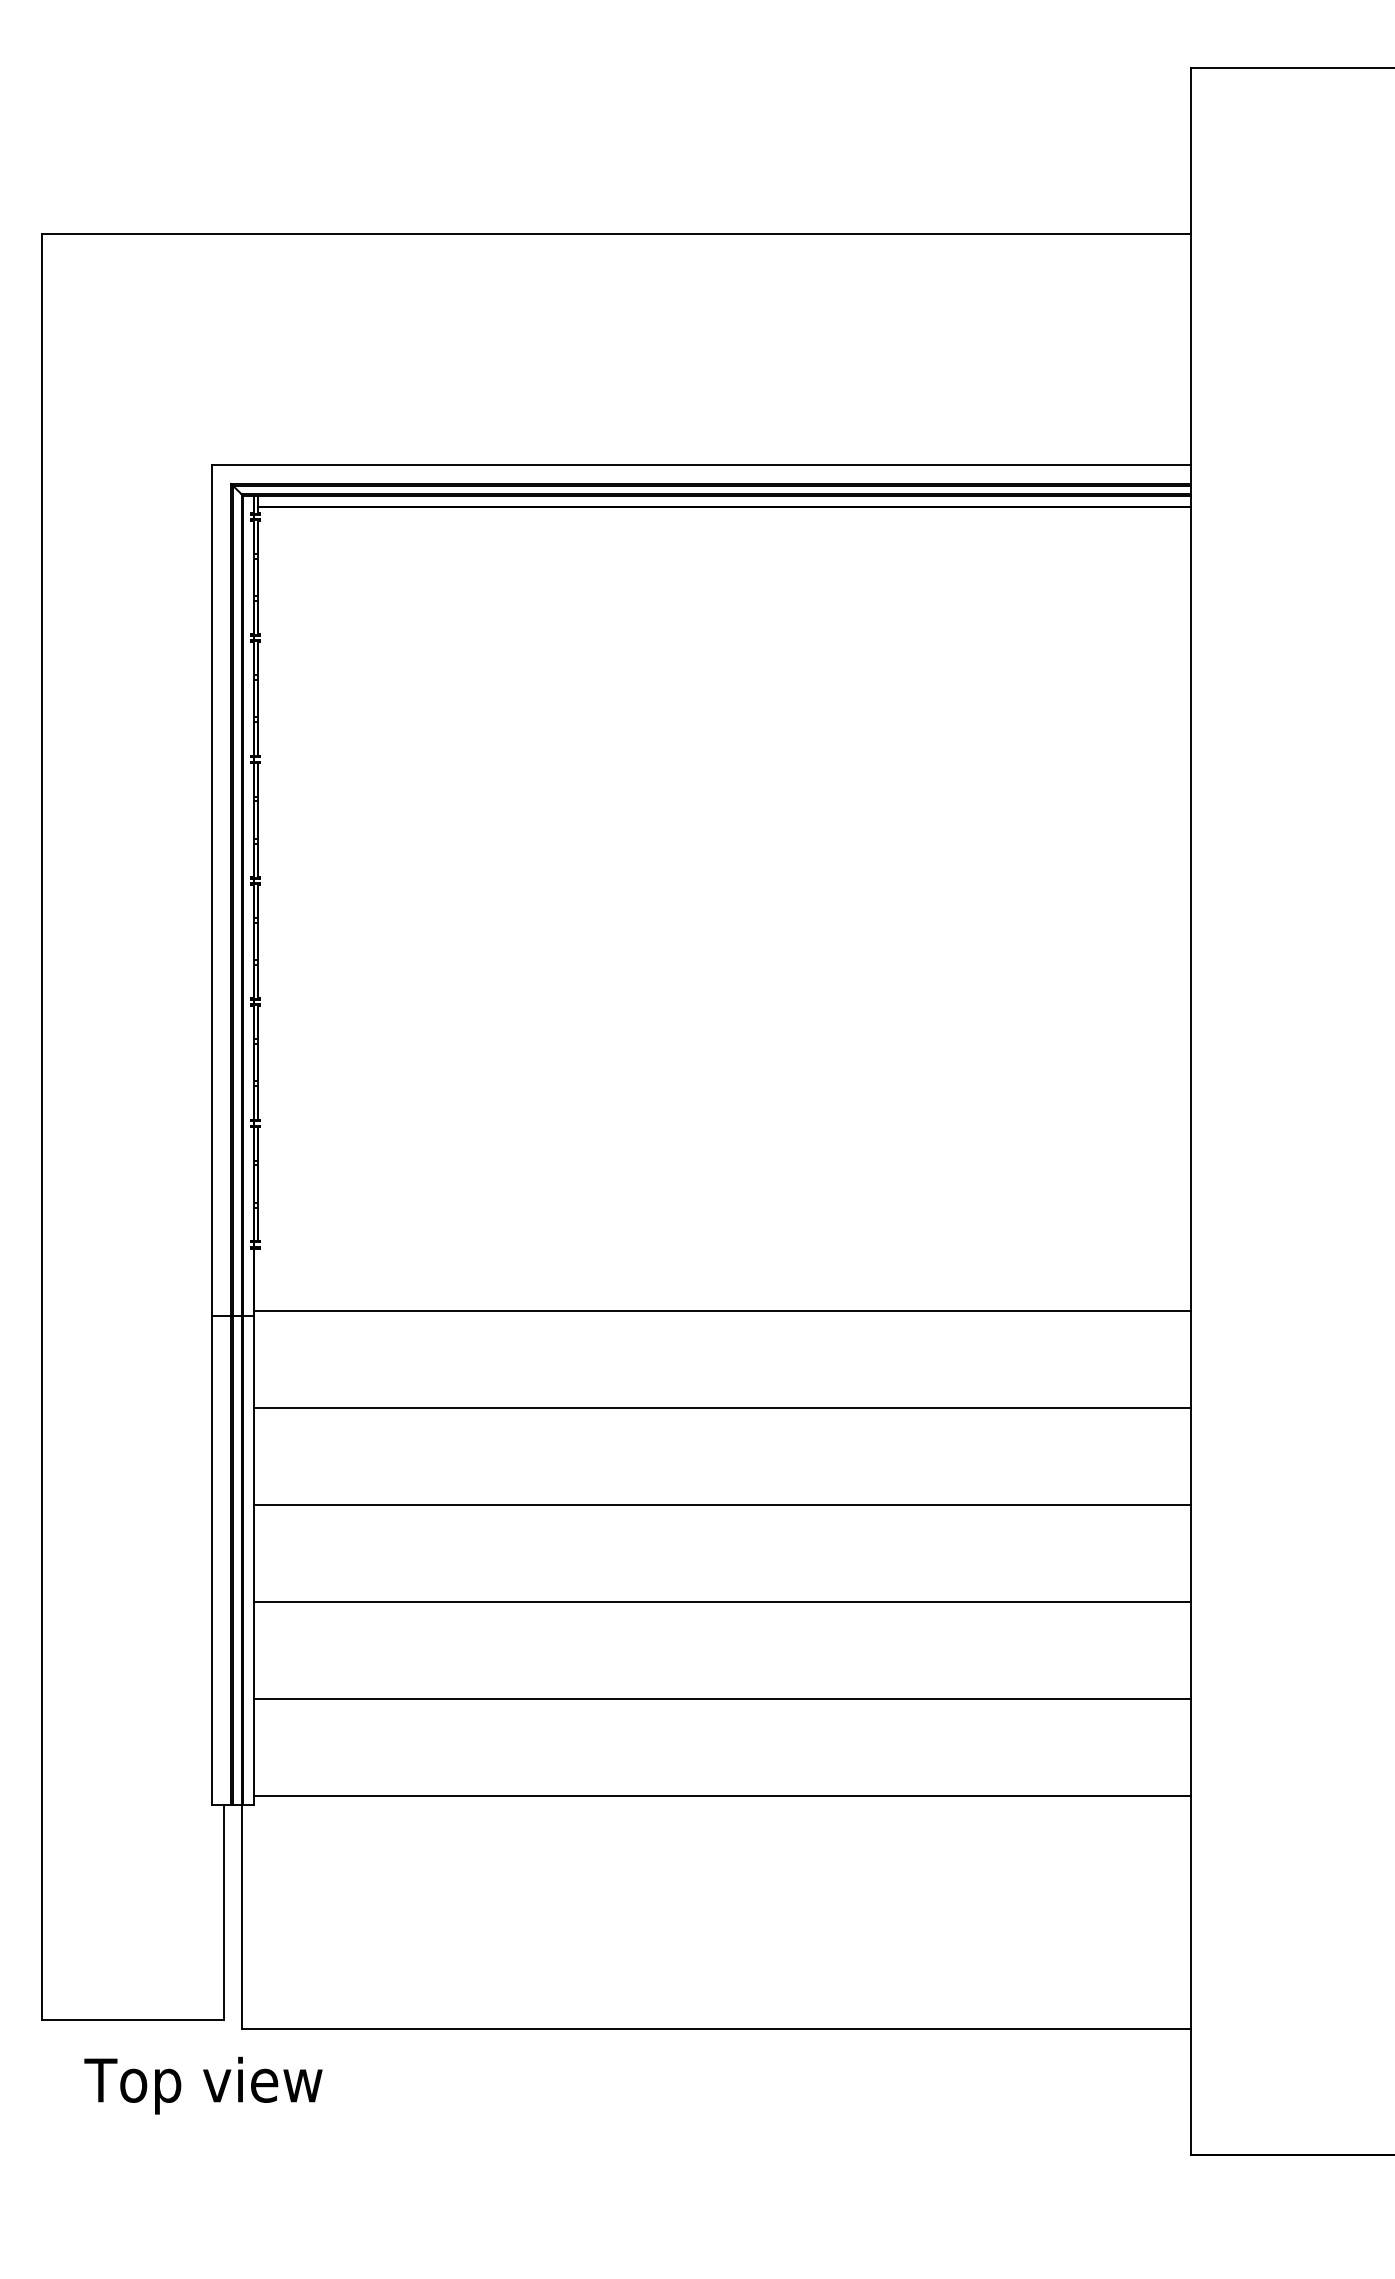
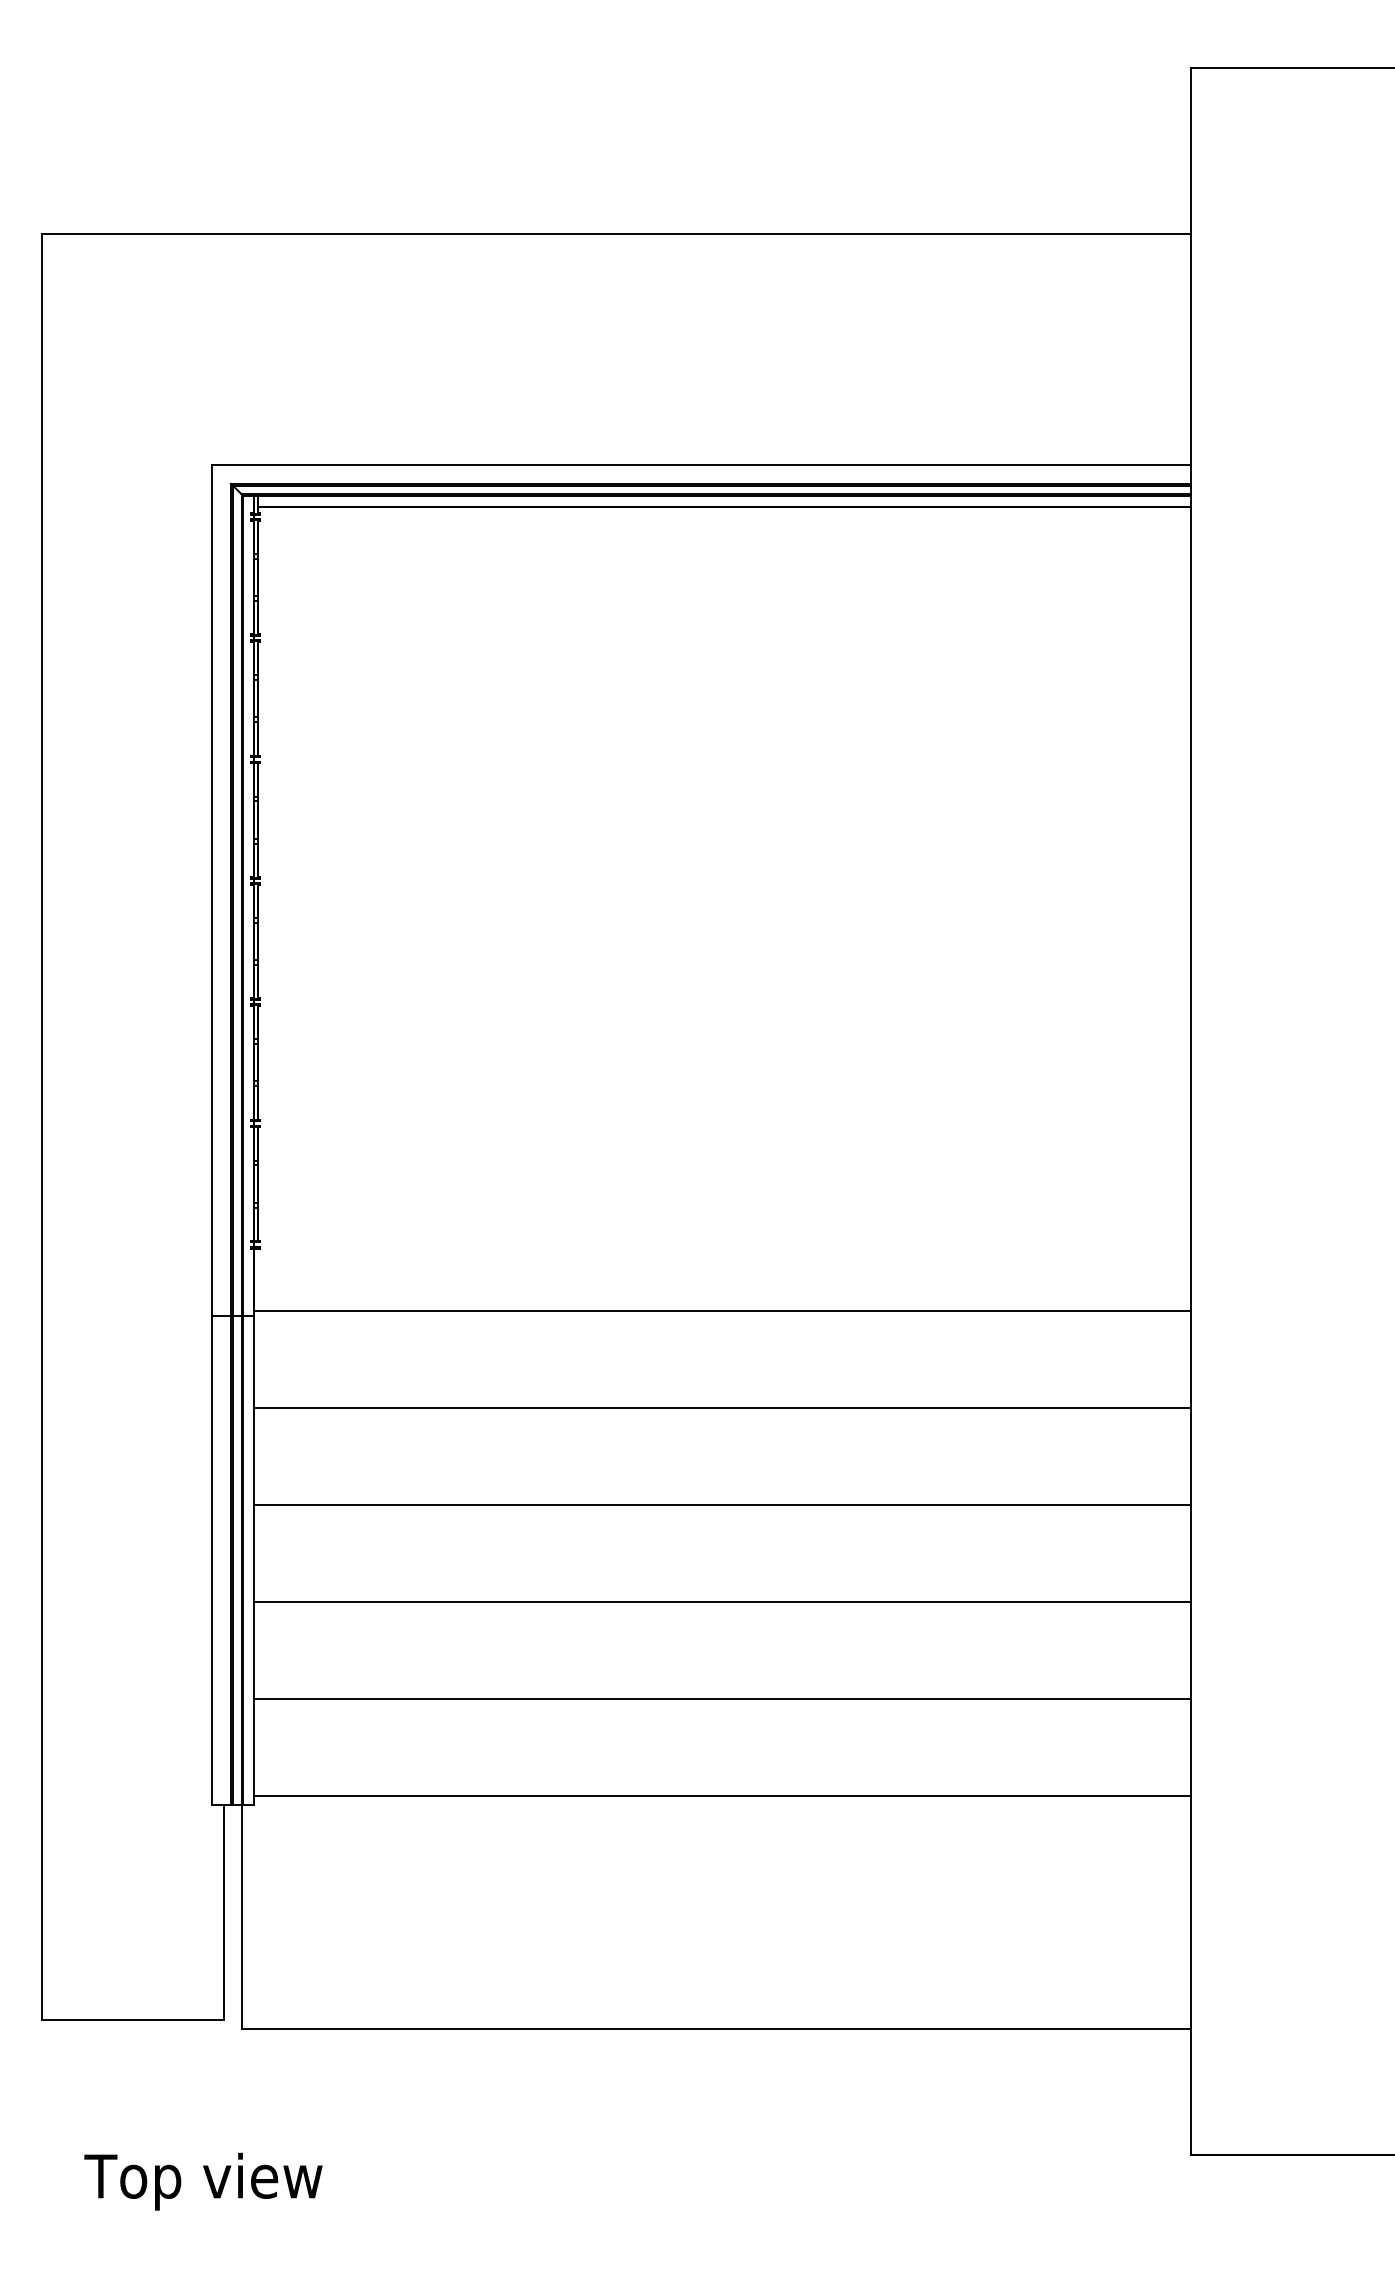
text position: (203, 2085) -> (203, 2181) (203, 2181)
